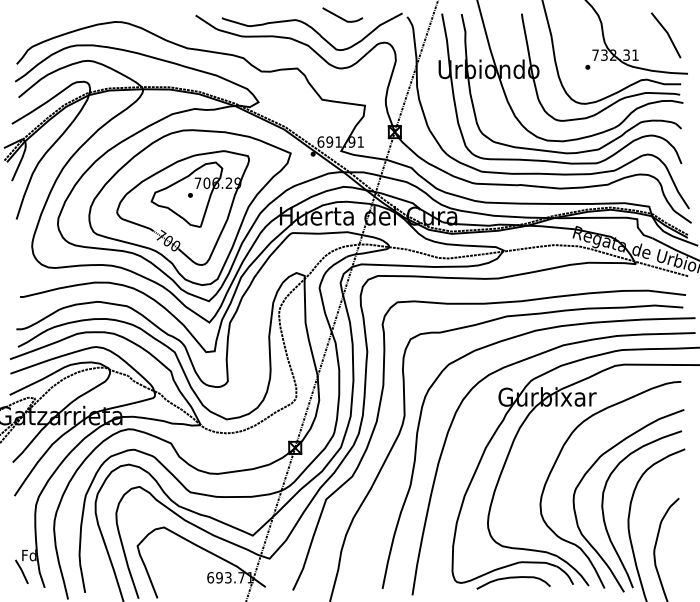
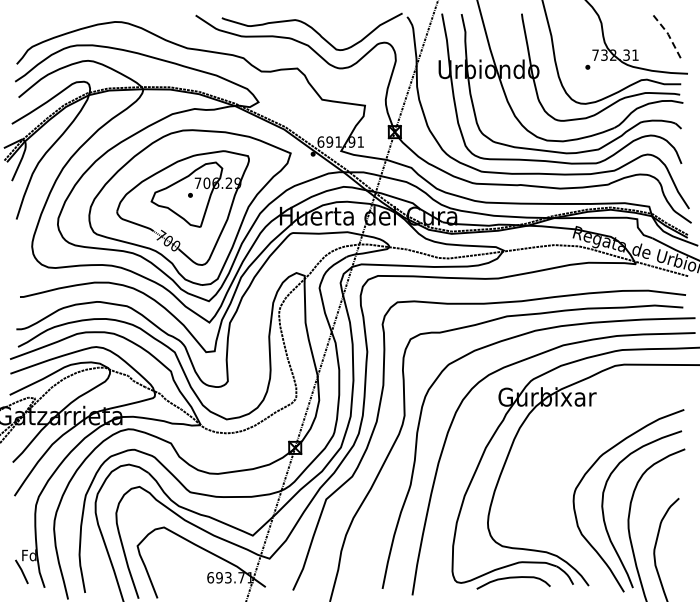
curve: present -> none (340, 16)
line: solid -> dashed (667, 33)
curve: present -> none (558, 458)
